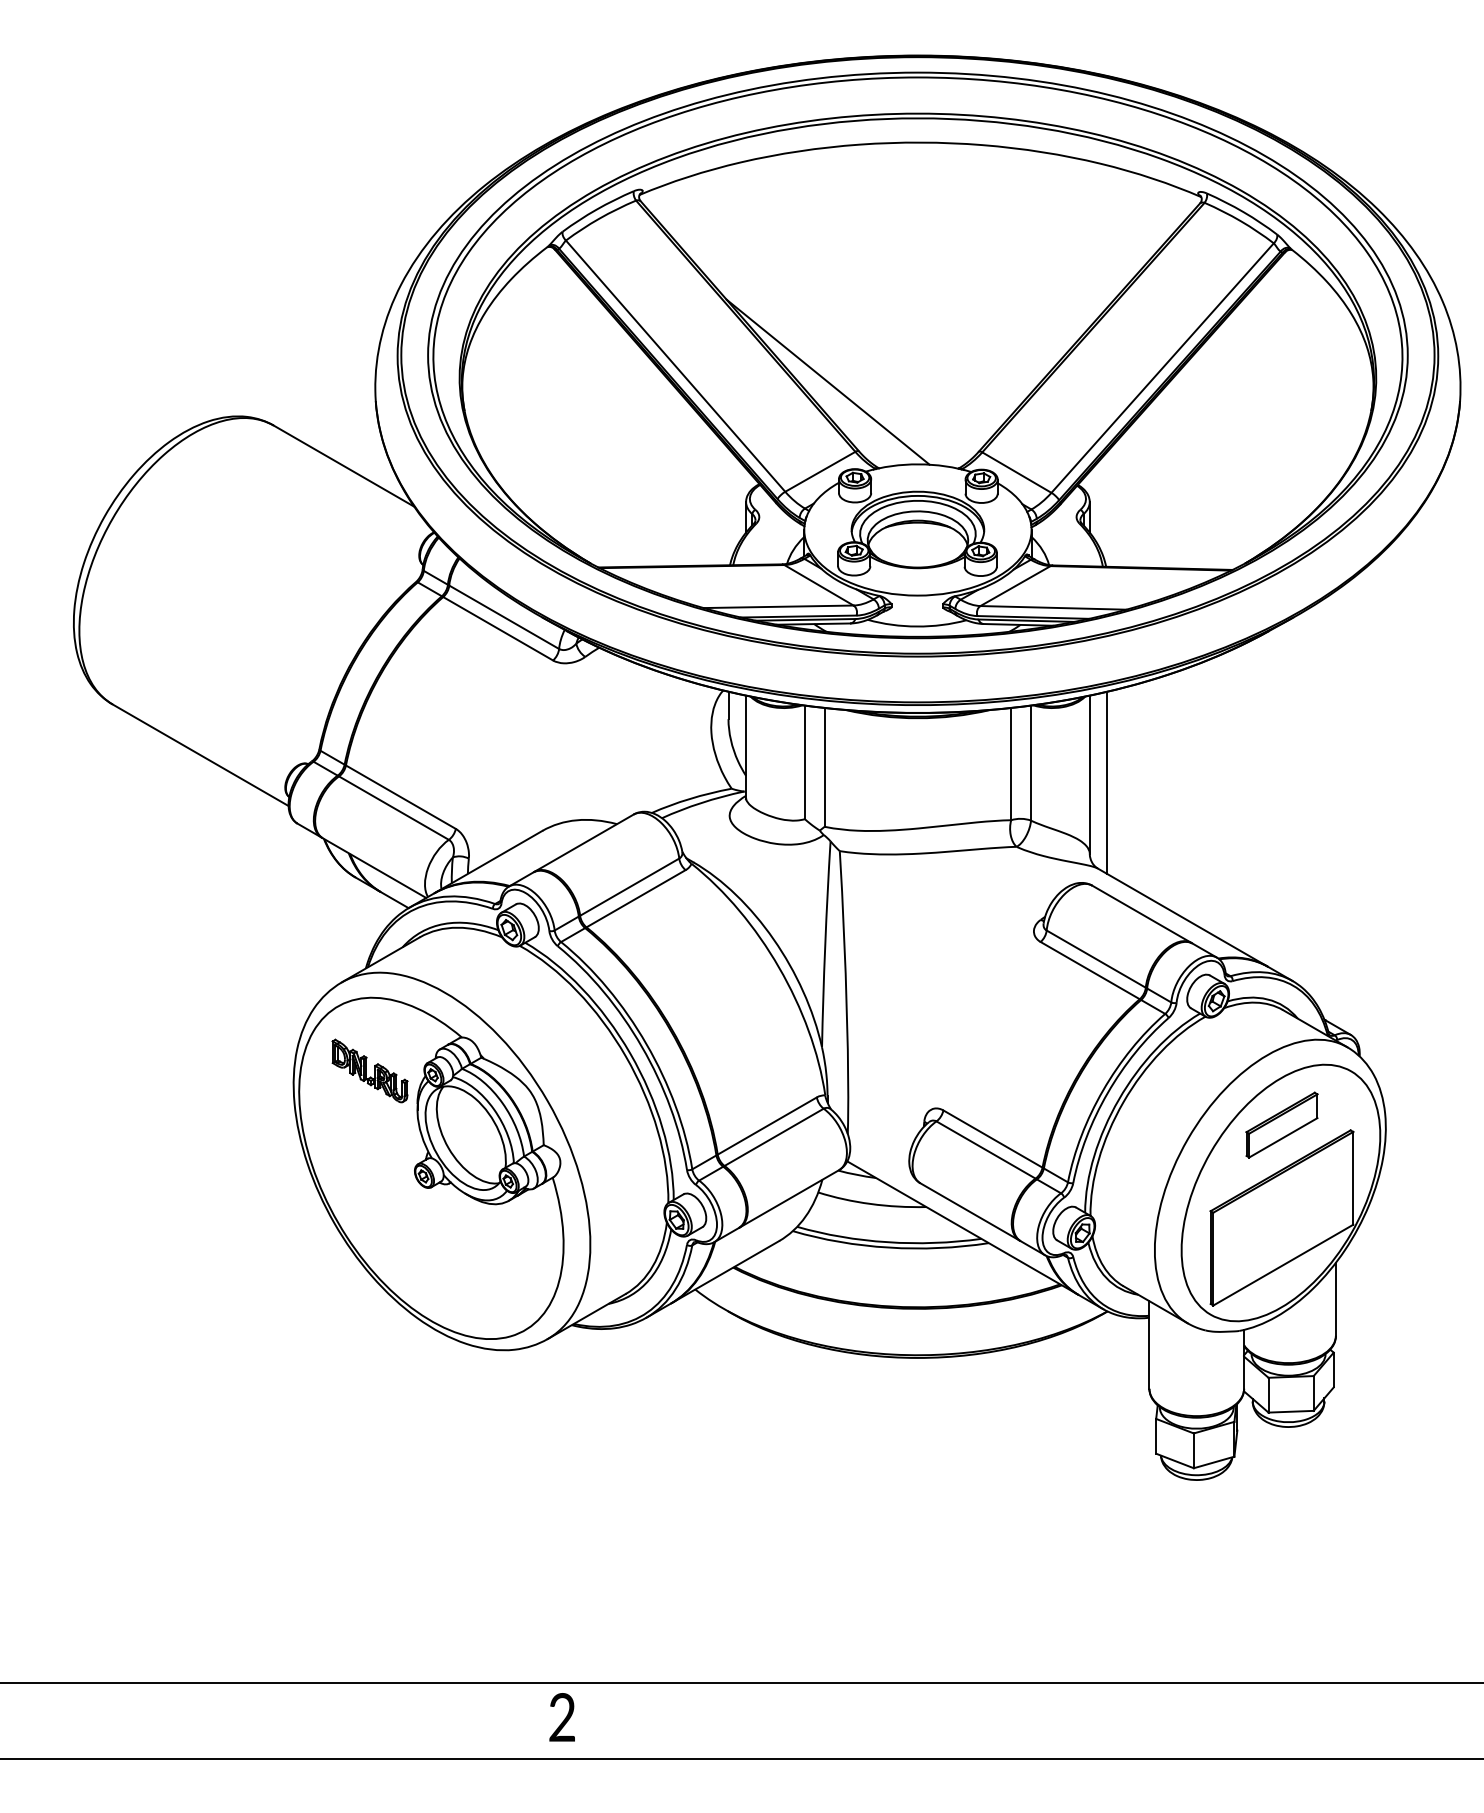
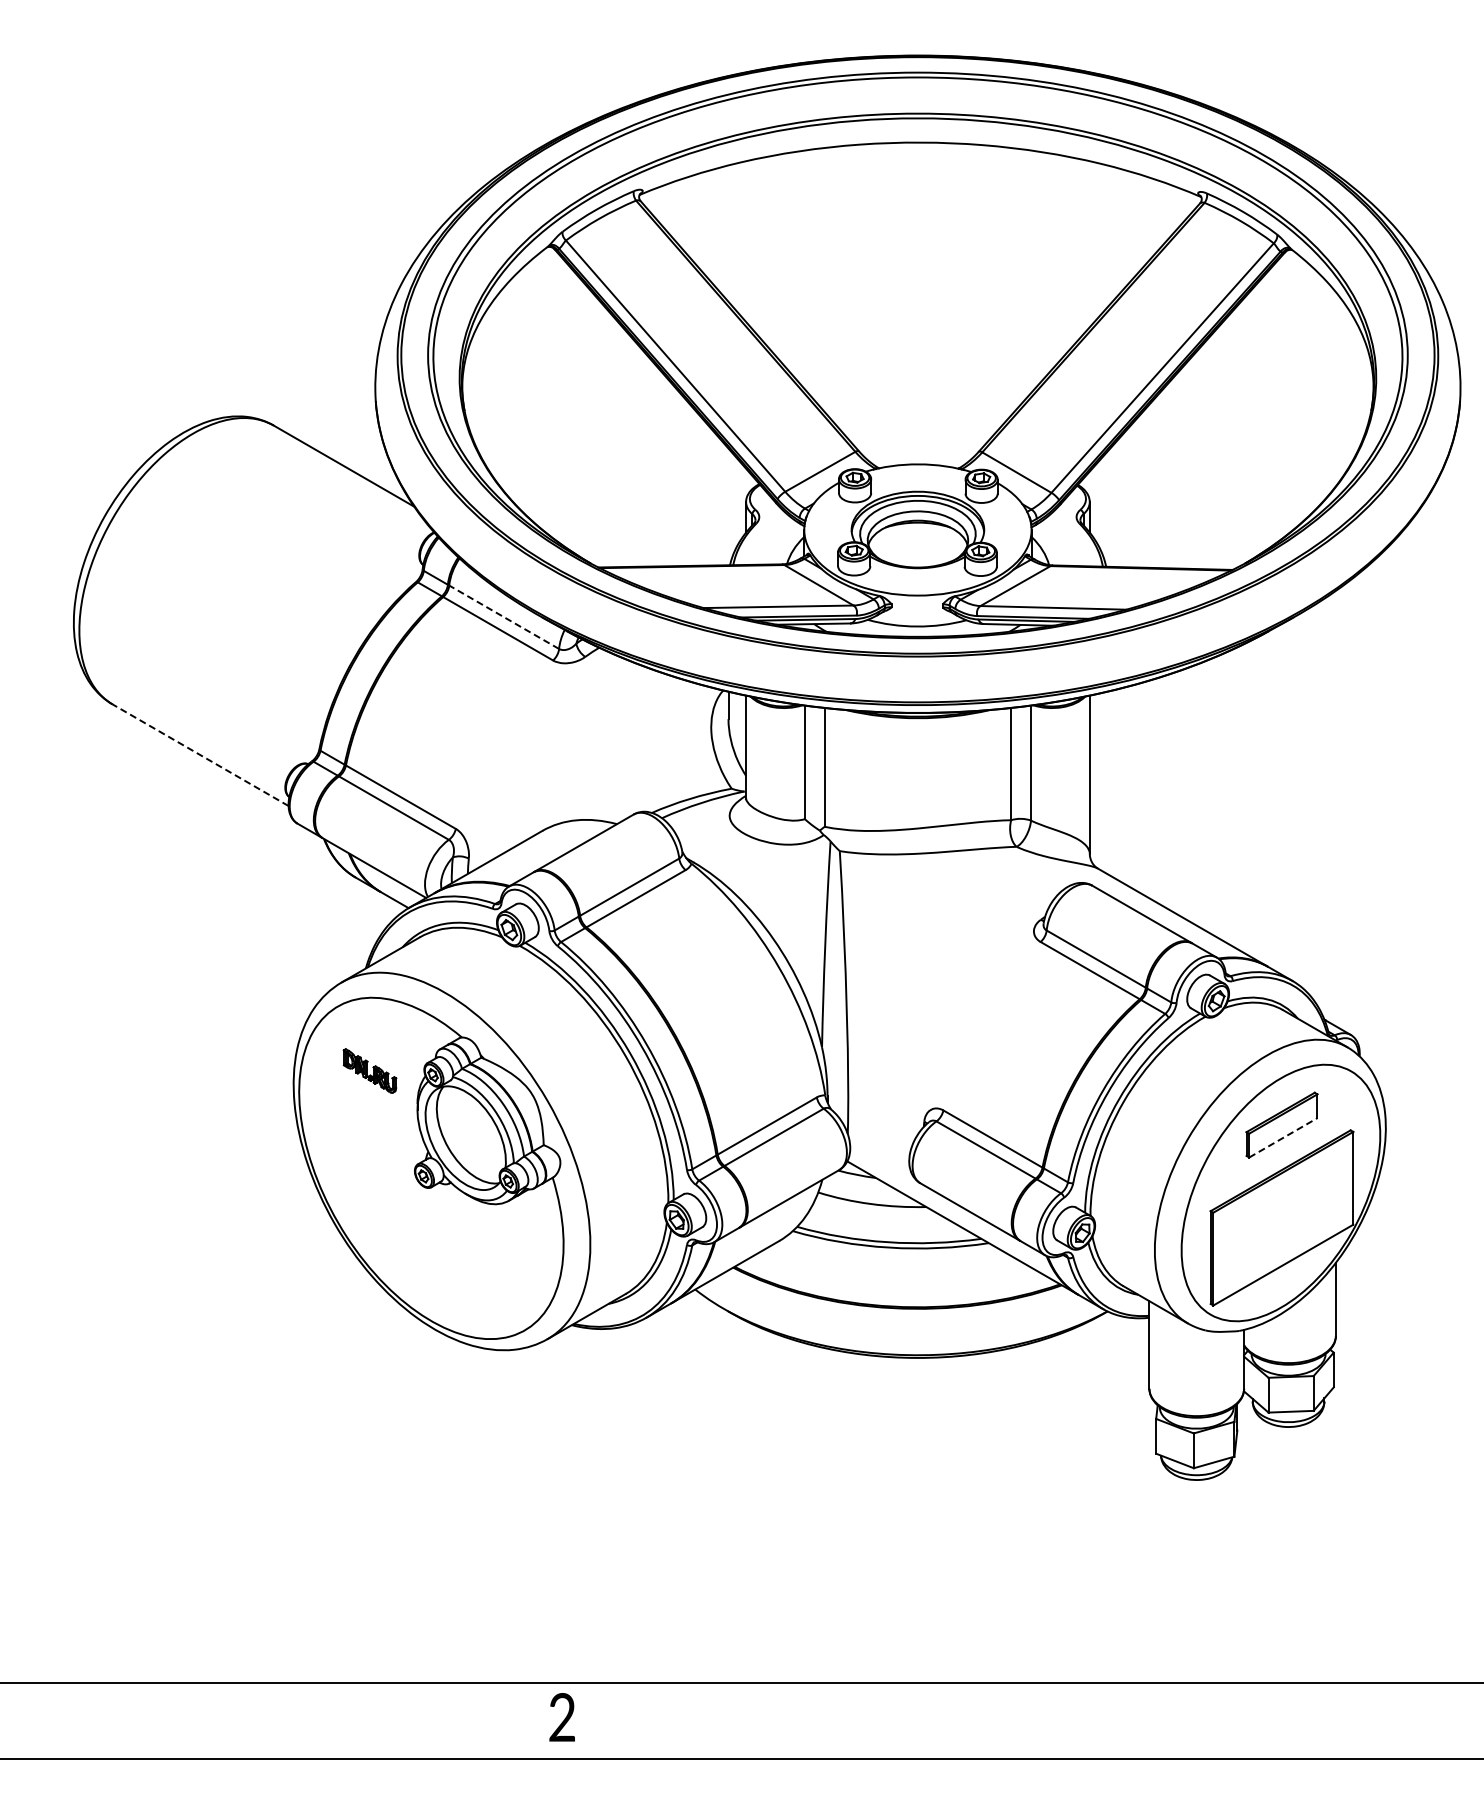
line: present -> none (827, 381)
line: solid -> dashed (503, 617)
line: solid -> dashed (200, 755)
line: present -> none (1107, 782)
part size: 78x66 px -> 56x46 px (369, 1070)
line: solid -> dashed (1283, 1137)
